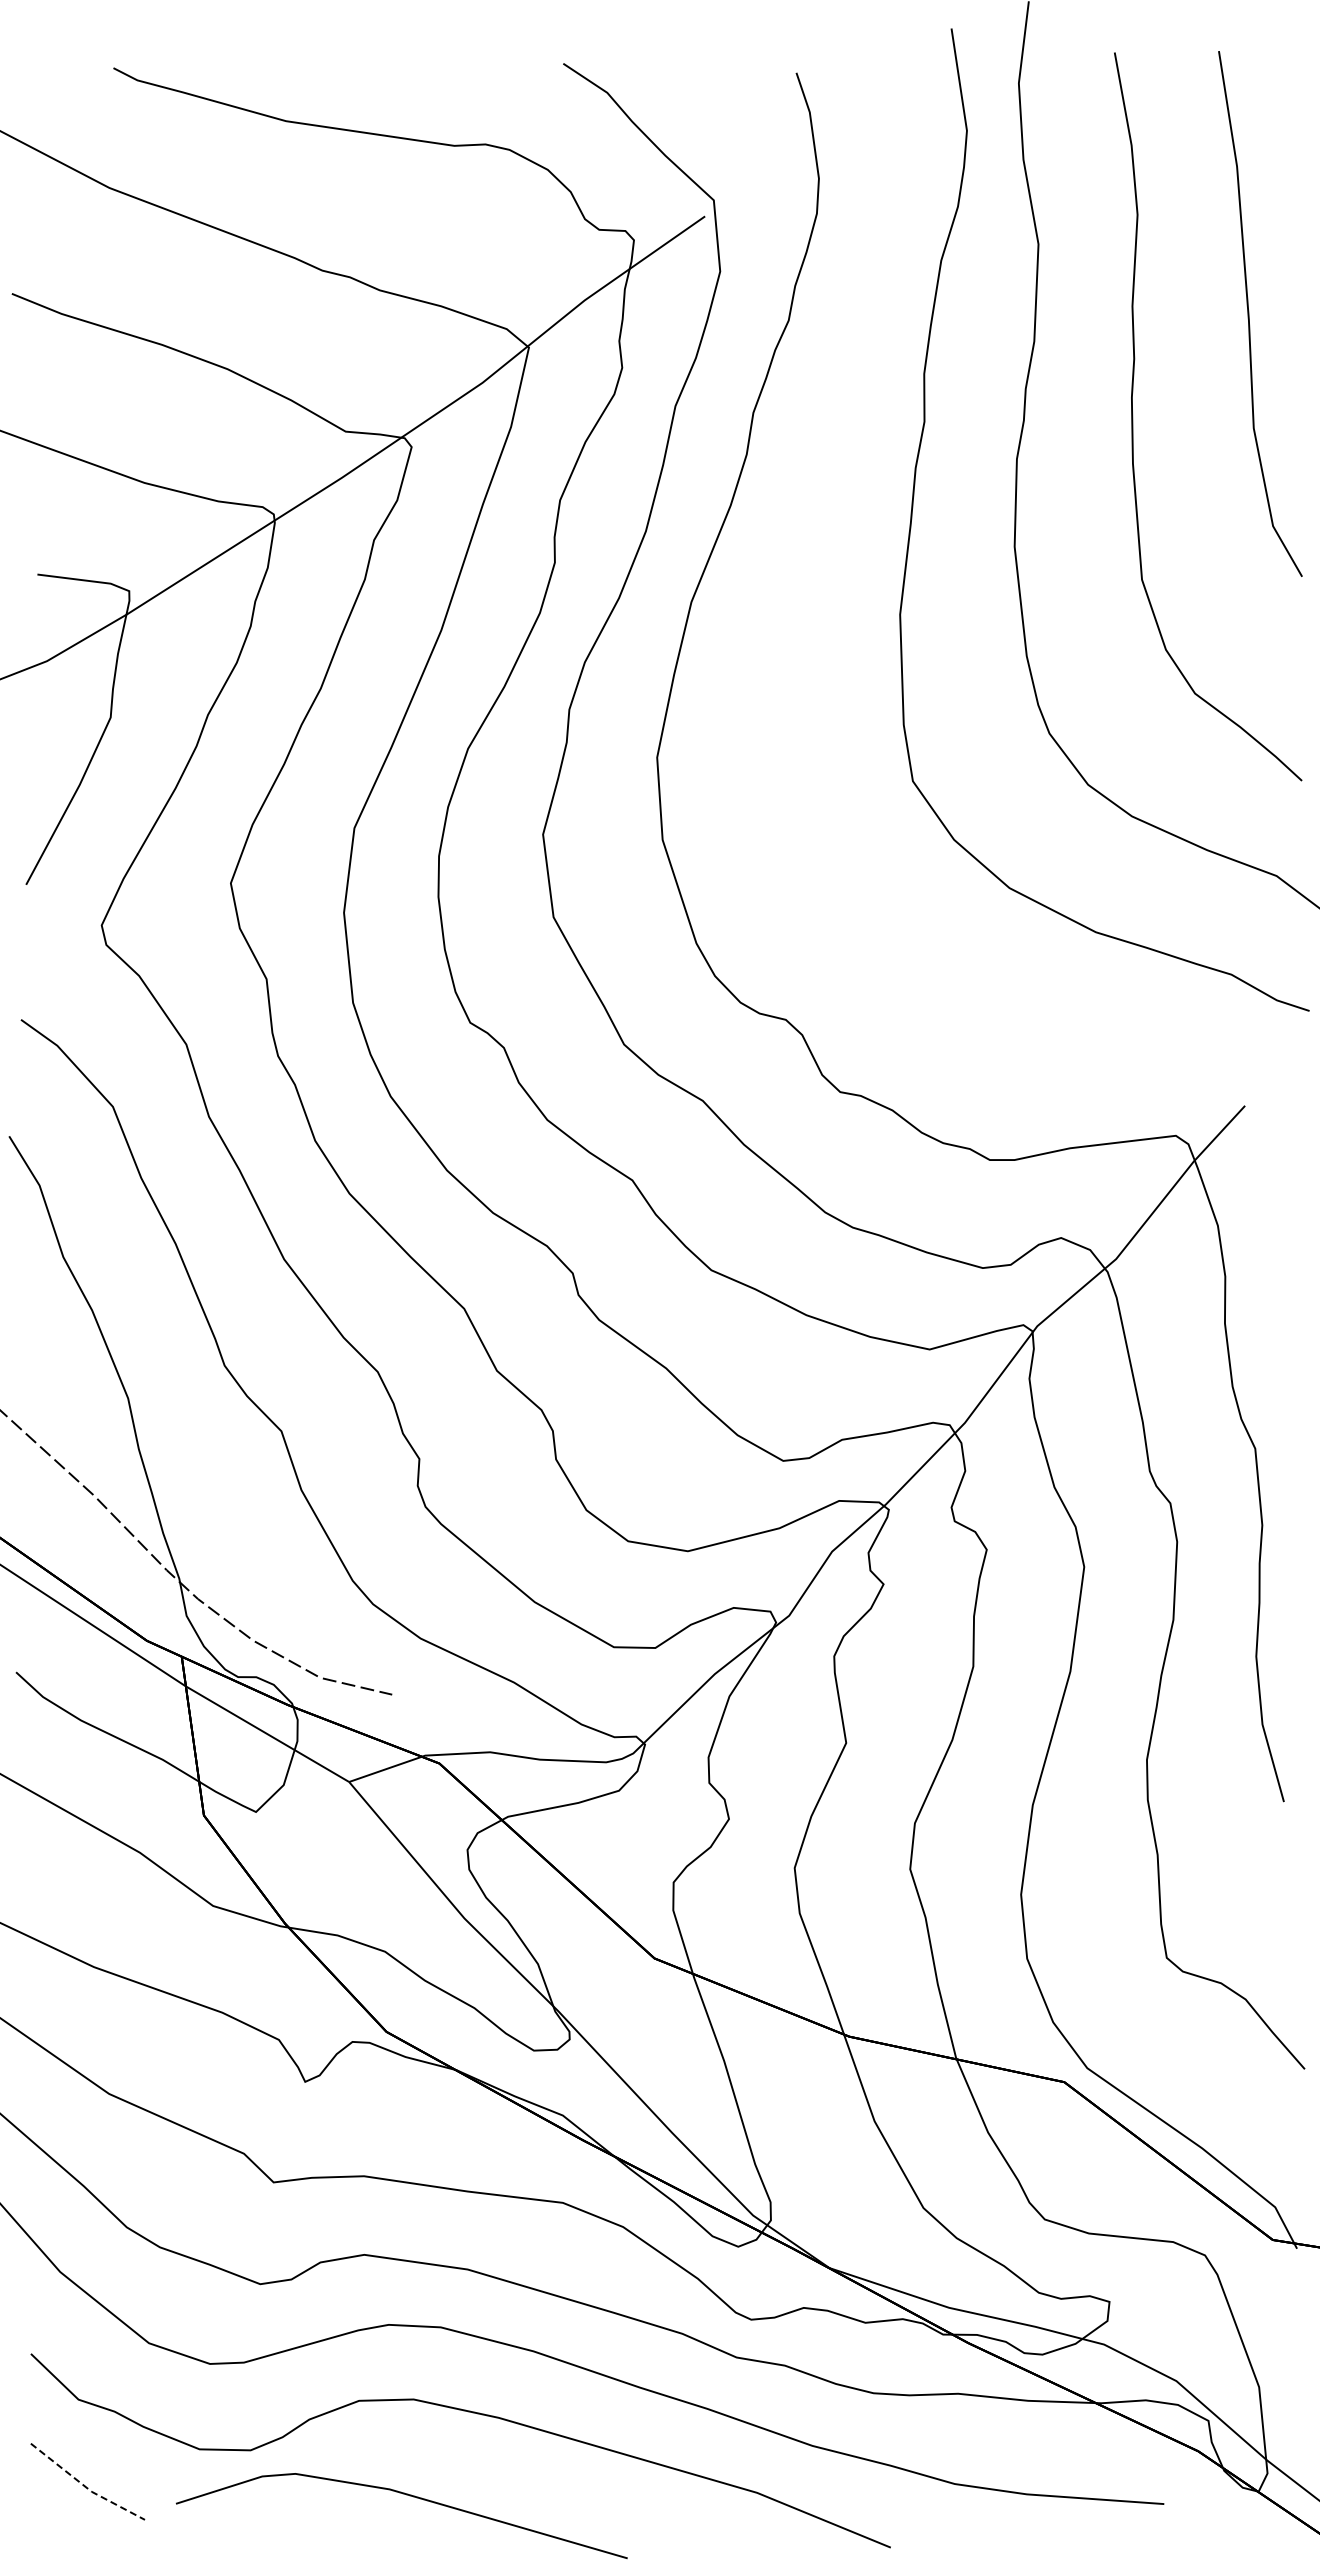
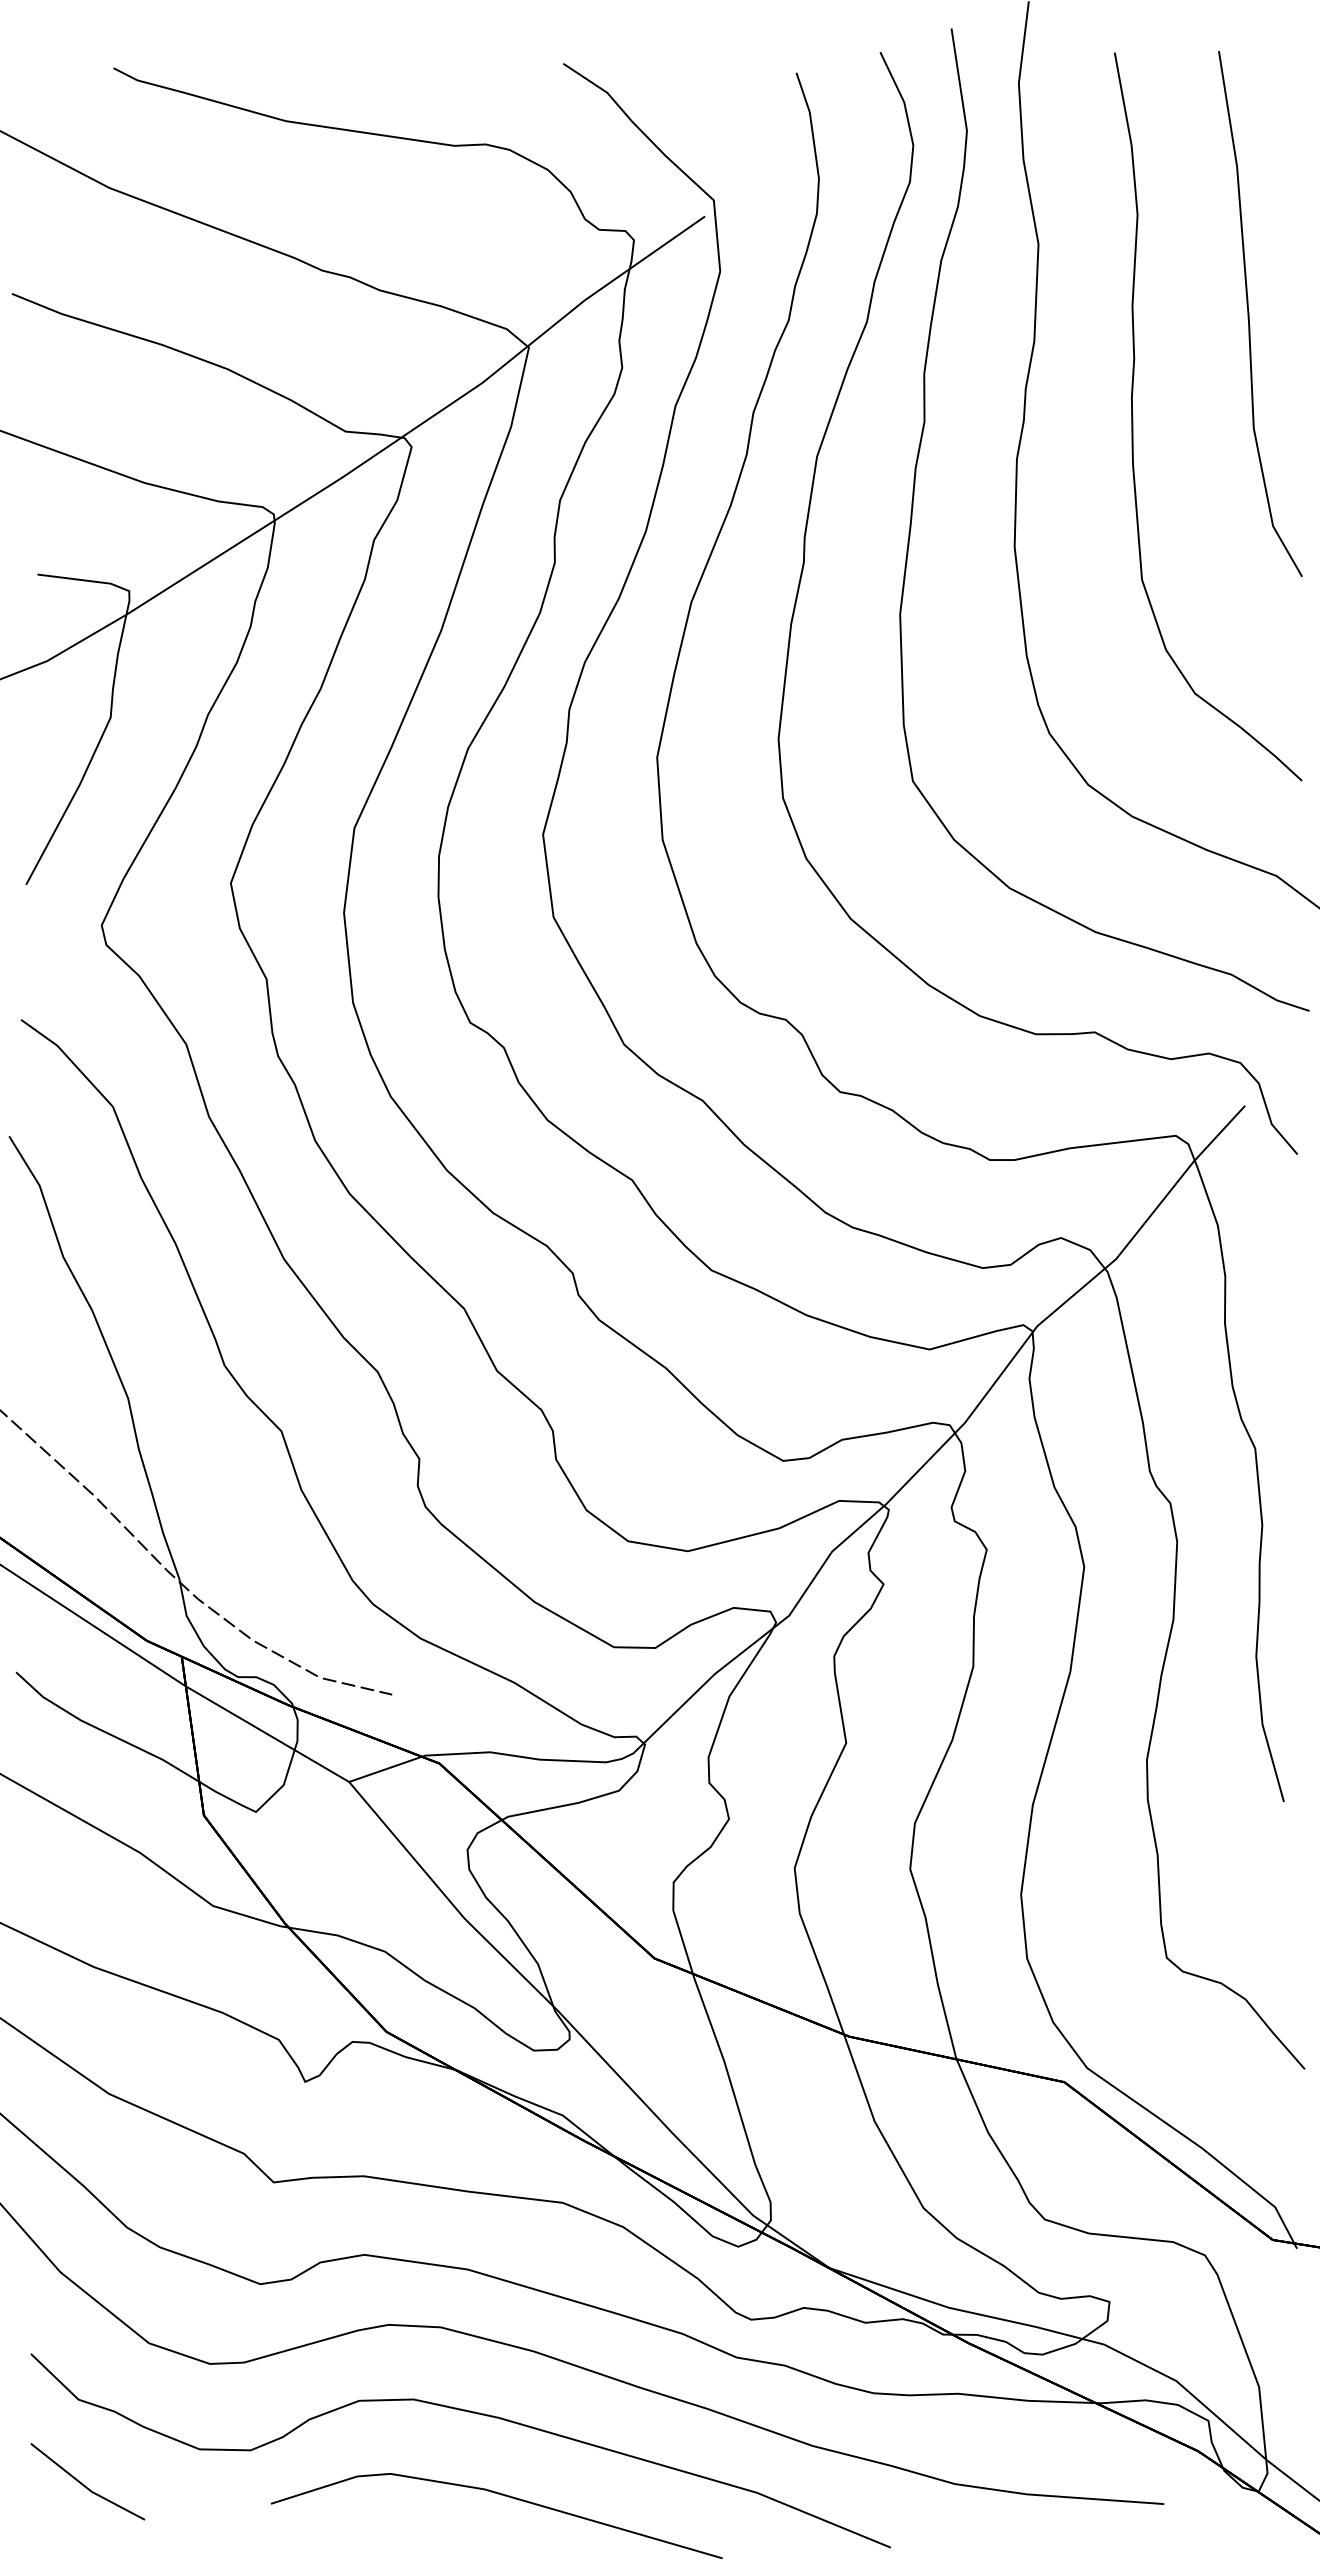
curve: none -> present (804, 565)
line: dashed -> solid (85, 2486)
line position: (409, 2496) -> (504, 2496) (504, 2496)
